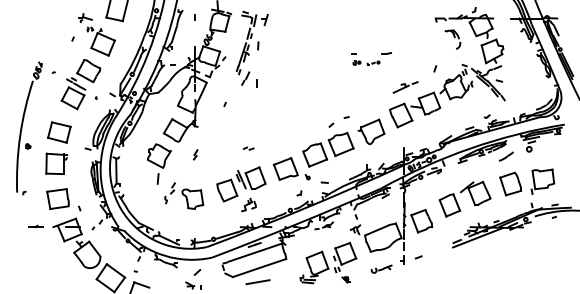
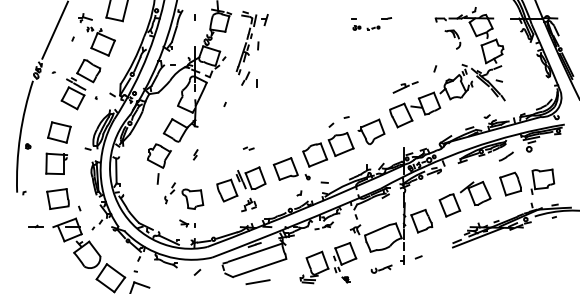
line: none -> present (54, 30)
part position: (371, 58) -> (371, 23) (371, 23)
part position: (193, 285) -> (187, 223) (187, 223)
